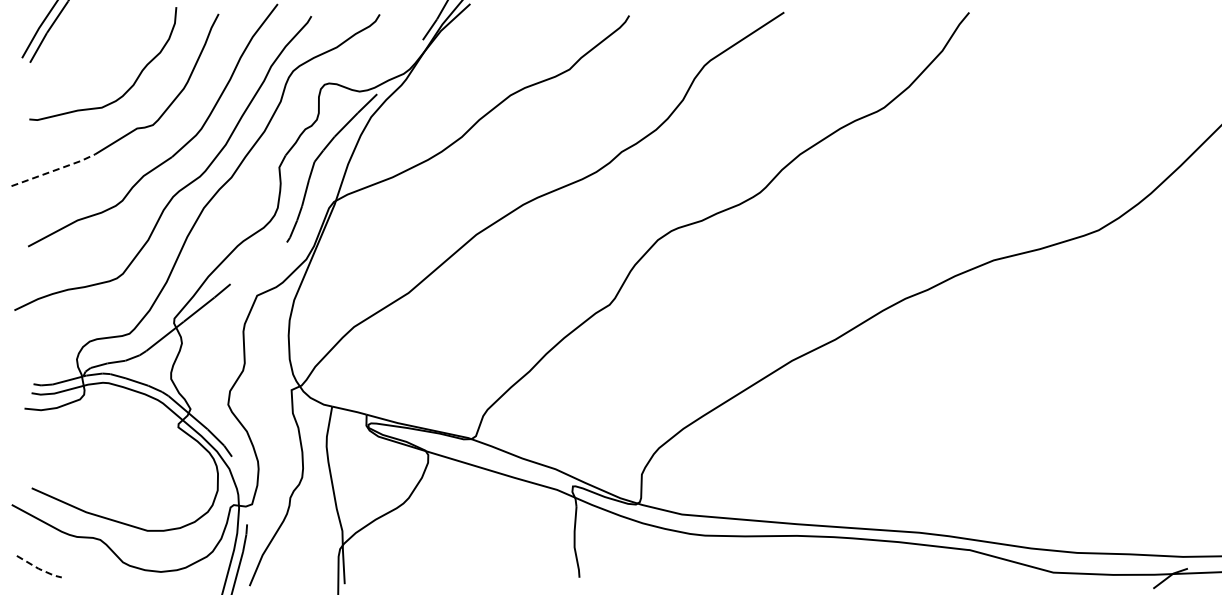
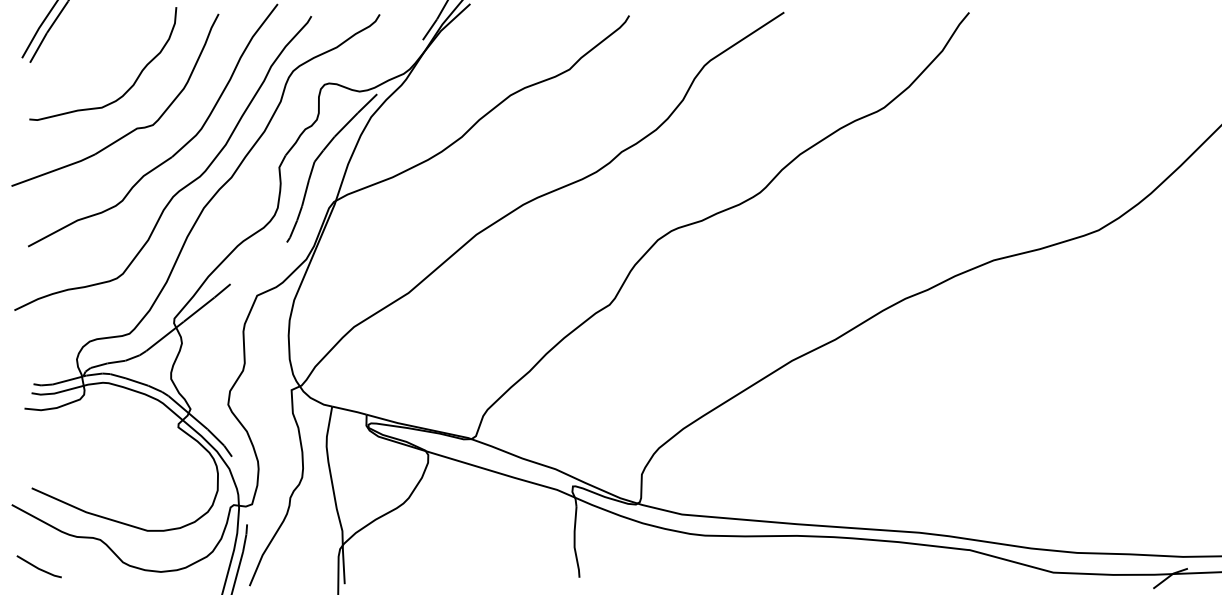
line: dashed -> solid (54, 170)
line: dashed -> solid (38, 568)
